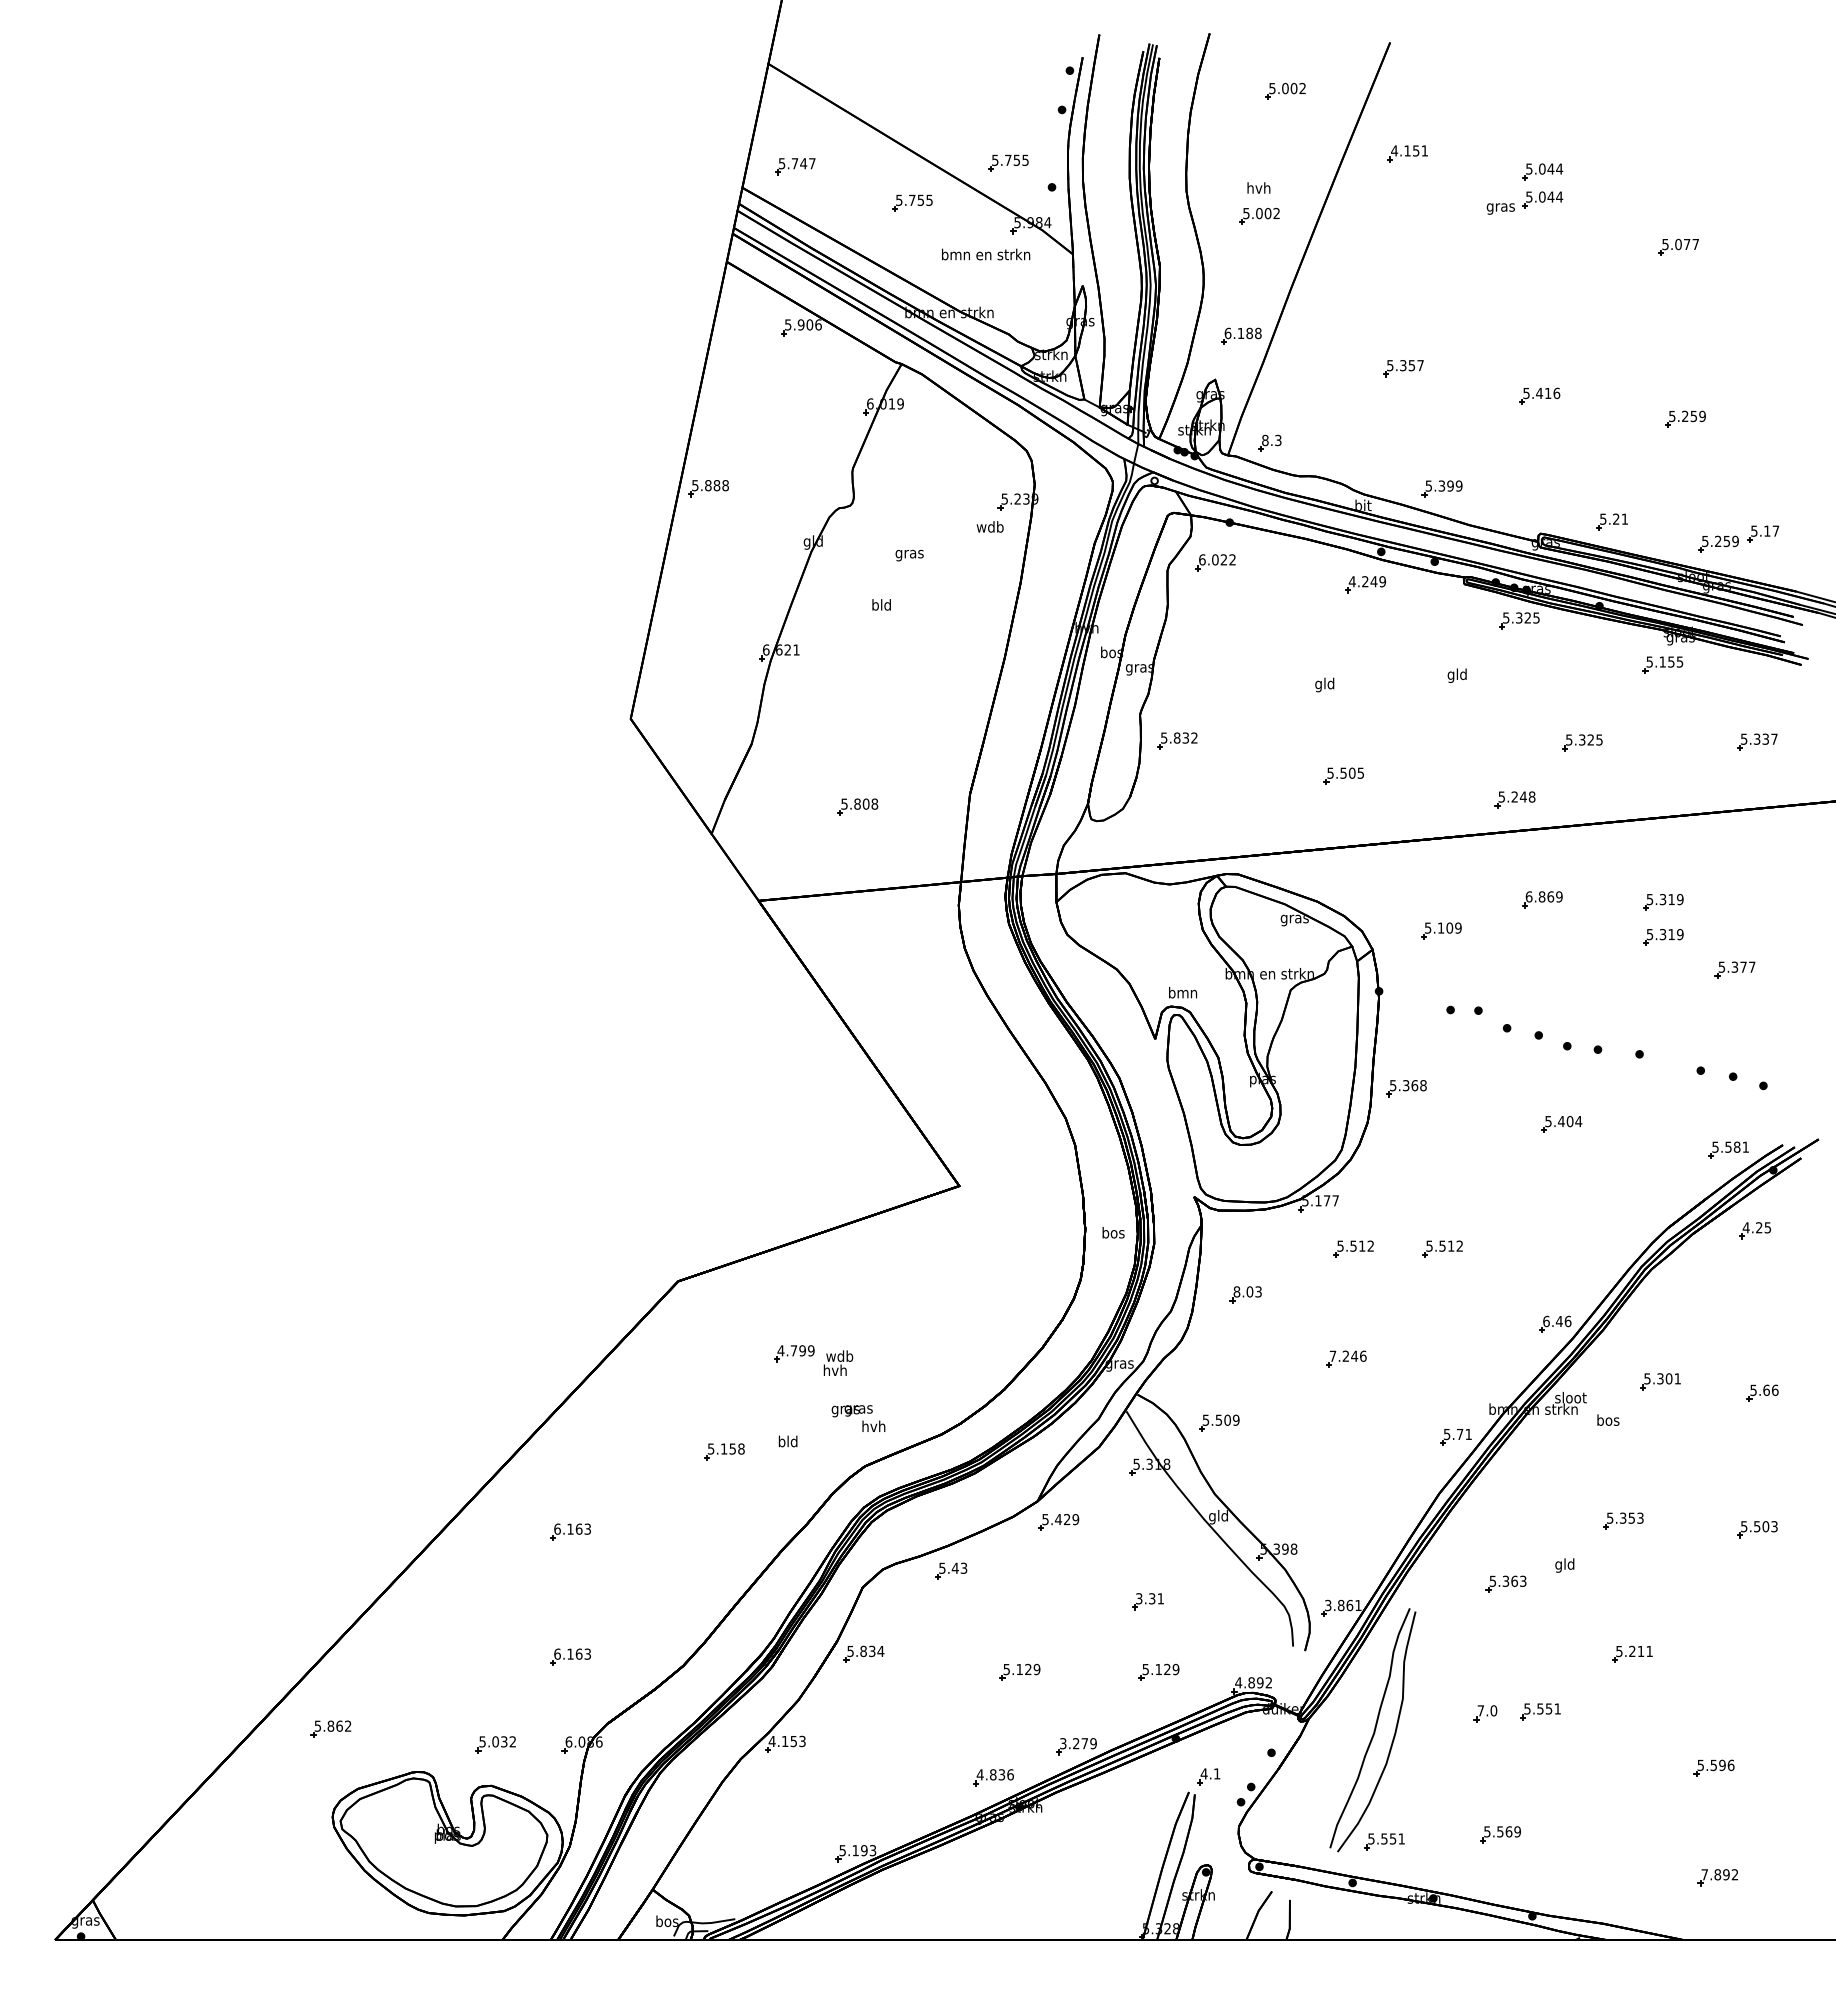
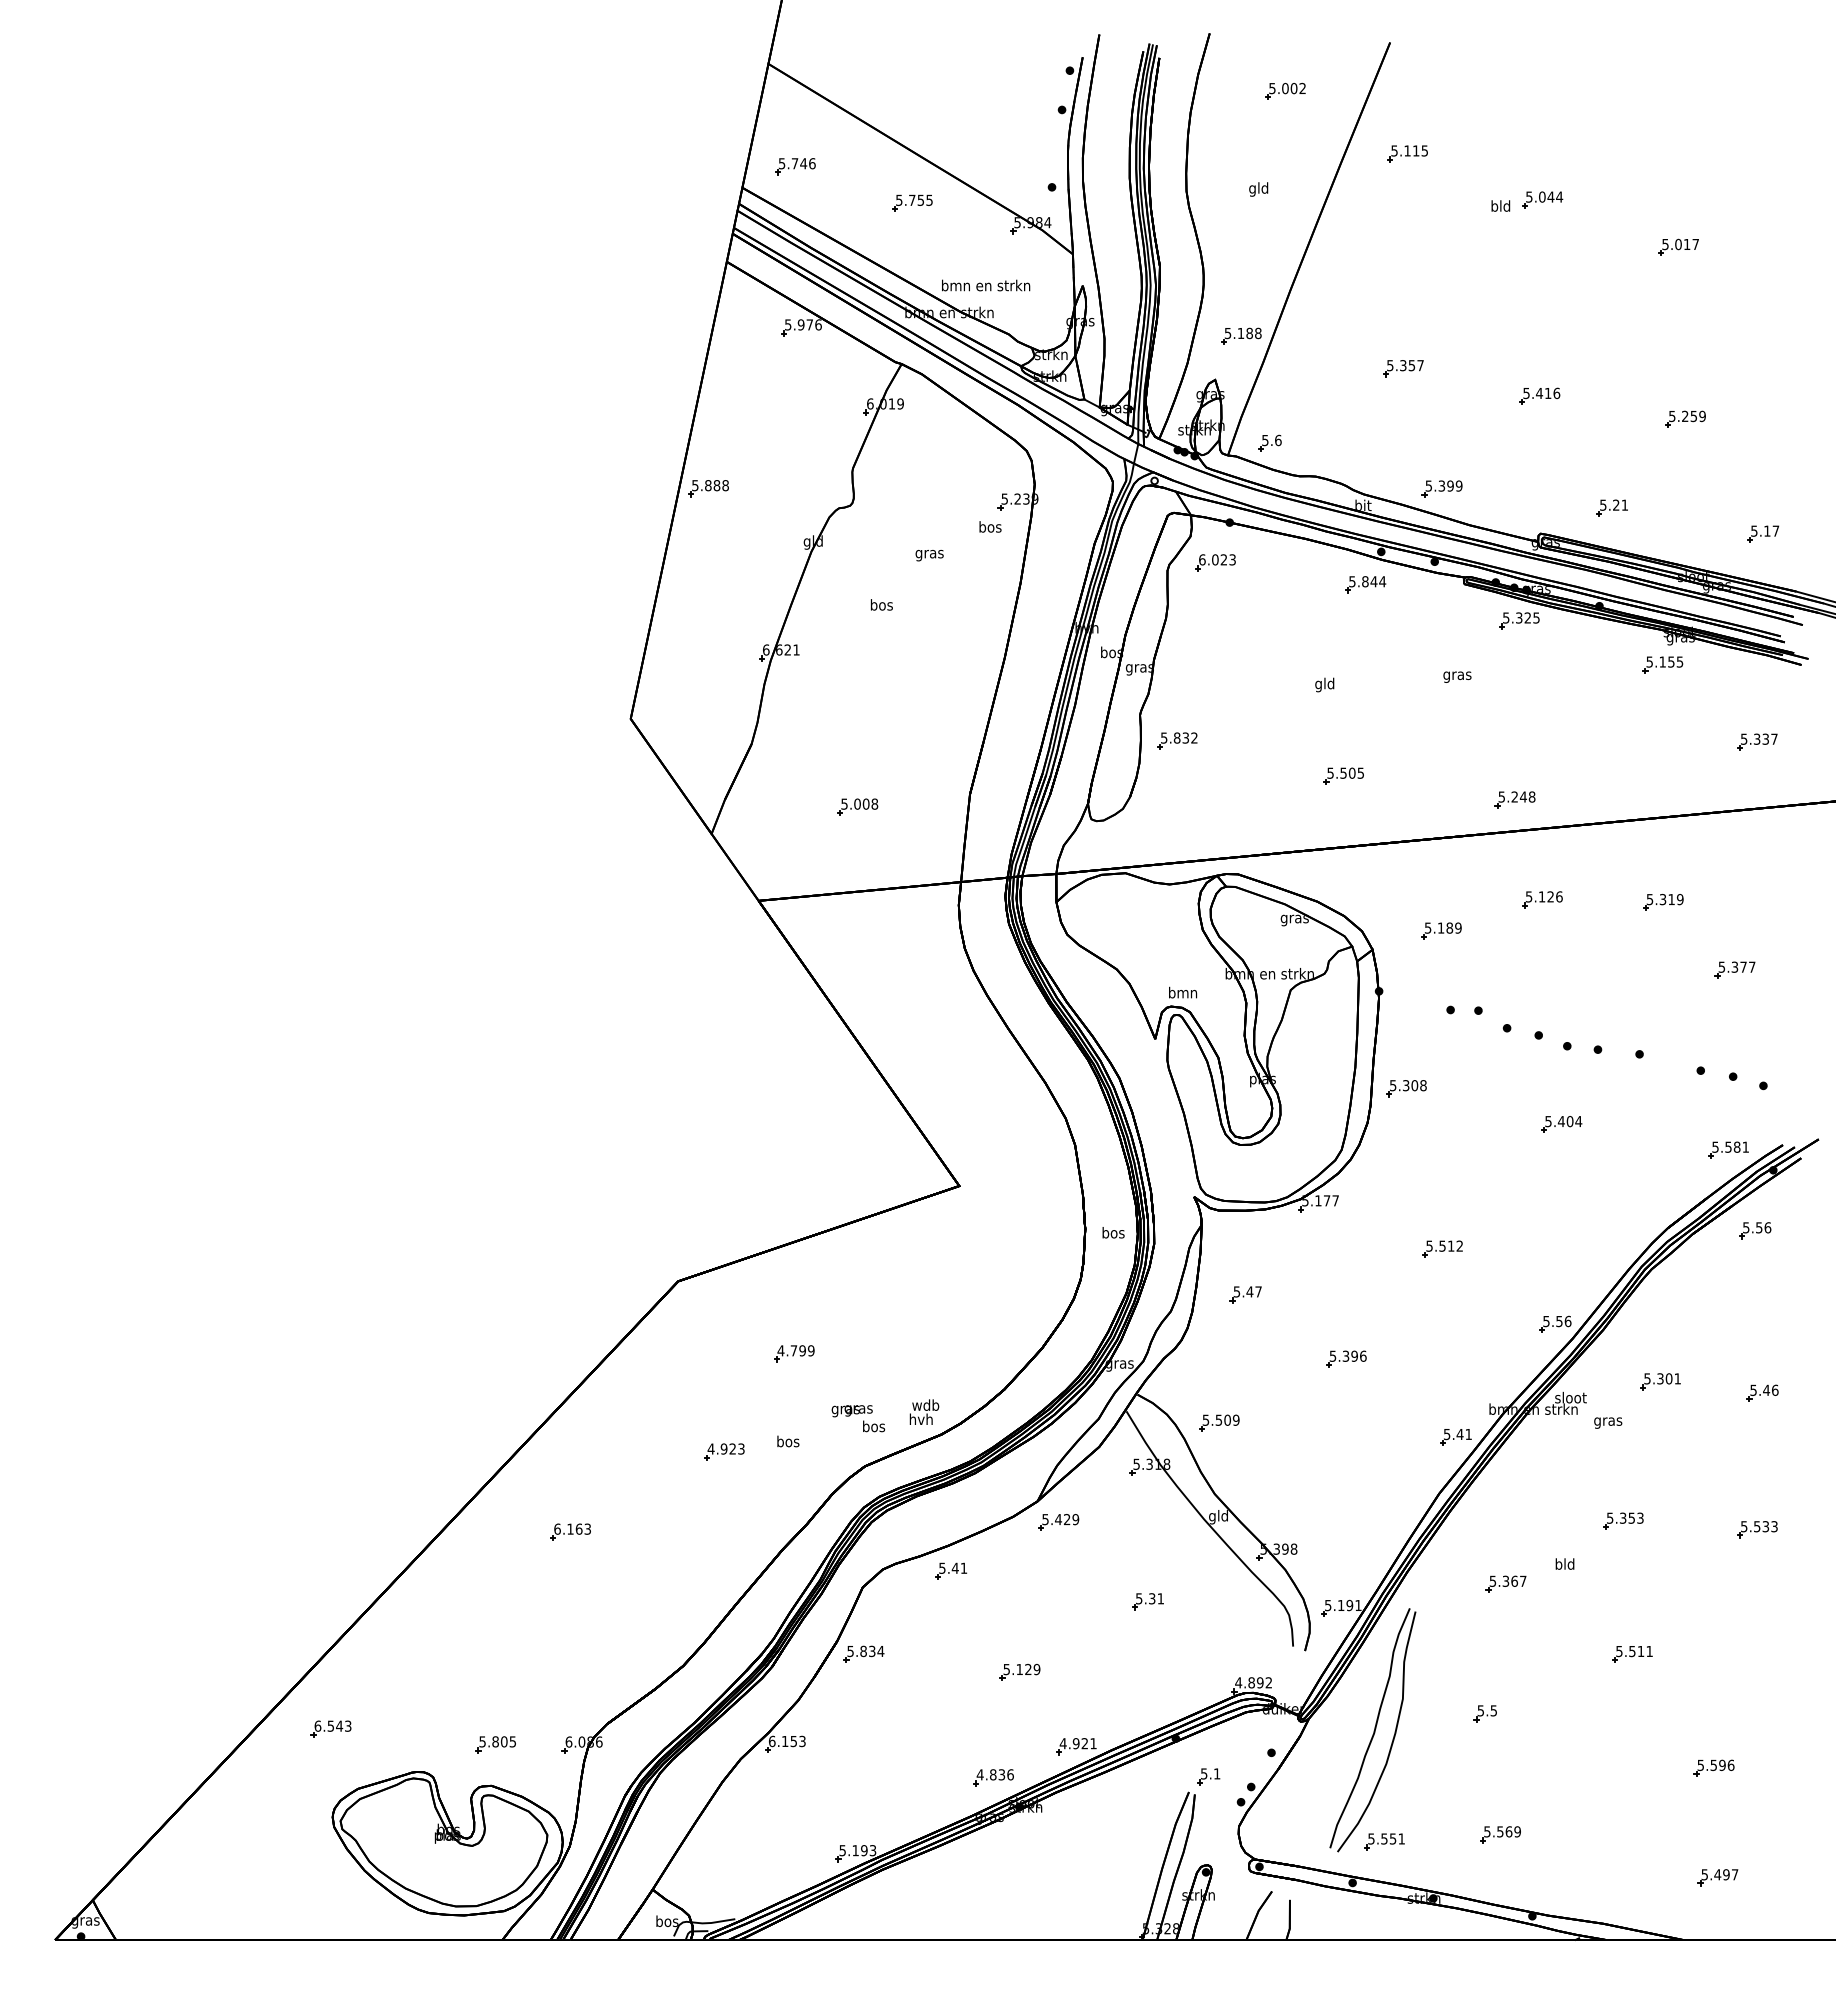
text: 4.151 -> 5.115 (1409, 150)
part: present -> none (1008, 162)
text: 5.747 -> 5.746 (812, 163)
part: present -> none (1542, 171)
text: hvh -> gld (1258, 189)
text: gras -> bld (1500, 207)
part: present -> none (1259, 215)
text: 5.077 -> 5.017 (1687, 244)
text position: (986, 254) -> (986, 285) (986, 285)
text: 5.906 -> 5.976 (809, 324)
text: 6.188 -> 5.188 (1227, 333)
text: 8.3 -> 5.6 (1271, 440)
part position: (1611, 521) -> (1611, 507) (1611, 507)
text: wdb -> bos (989, 526)
part: present -> none (1718, 543)
text position: (909, 555) -> (929, 555) (929, 555)
text: 6.022 -> 6.023 (1232, 560)
text: 4.249 -> 5.844 (1367, 581)
text: bld -> bos (881, 604)
text: gld -> gras (1457, 675)
part: present -> none (1582, 742)
text: 5.808 -> 5.008 (857, 803)
text: 6.869 -> 5.126 (1543, 896)
text: 5.109 -> 5.189 (1449, 927)
part: present -> none (1663, 937)
text: 5.368 -> 5.308 (1414, 1085)
text: 4.25 -> 5.56 (1756, 1227)
part: present -> none (1353, 1248)
text: 8.03 -> 5.47 (1247, 1291)
text: 6.46 -> 5.56 (1552, 1321)
text: 7.246 -> 5.396 (1343, 1355)
text position: (838, 1362) -> (924, 1411) (924, 1411)
text: 5.66 -> 5.46 (1766, 1389)
text: bos -> gras (1608, 1421)
text: hvh -> bos (873, 1426)
text: 5.71 -> 5.41 (1459, 1434)
text: bld -> bos (788, 1441)
text: 5.158 -> 4.923 (725, 1448)
text: 5.503 -> 5.533 (1765, 1526)
text: gld -> bld (1558, 1565)
text: 5.43 -> 5.41 (963, 1567)
text: 5.363 -> 5.367 (1523, 1580)
text: 3.31 -> 5.31 (1139, 1598)
text: 3.861 -> 5.191 (1339, 1605)
text: 5.211 -> 5.511 (1632, 1651)
part: present -> none (570, 1656)
part: present -> none (1158, 1672)
text: 7.0 -> 5.5 (1487, 1710)
part: present -> none (1540, 1711)
text: 5.862 -> 6.543 (332, 1725)
text: 5.032 -> 5.805 (503, 1741)
text: 4.153 -> 6.153 (771, 1741)
text: 3.279 -> 4.921 (1077, 1743)
text: 4.1 -> 5.1 (1203, 1773)
text: 7.892 -> 5.497 (1719, 1874)
